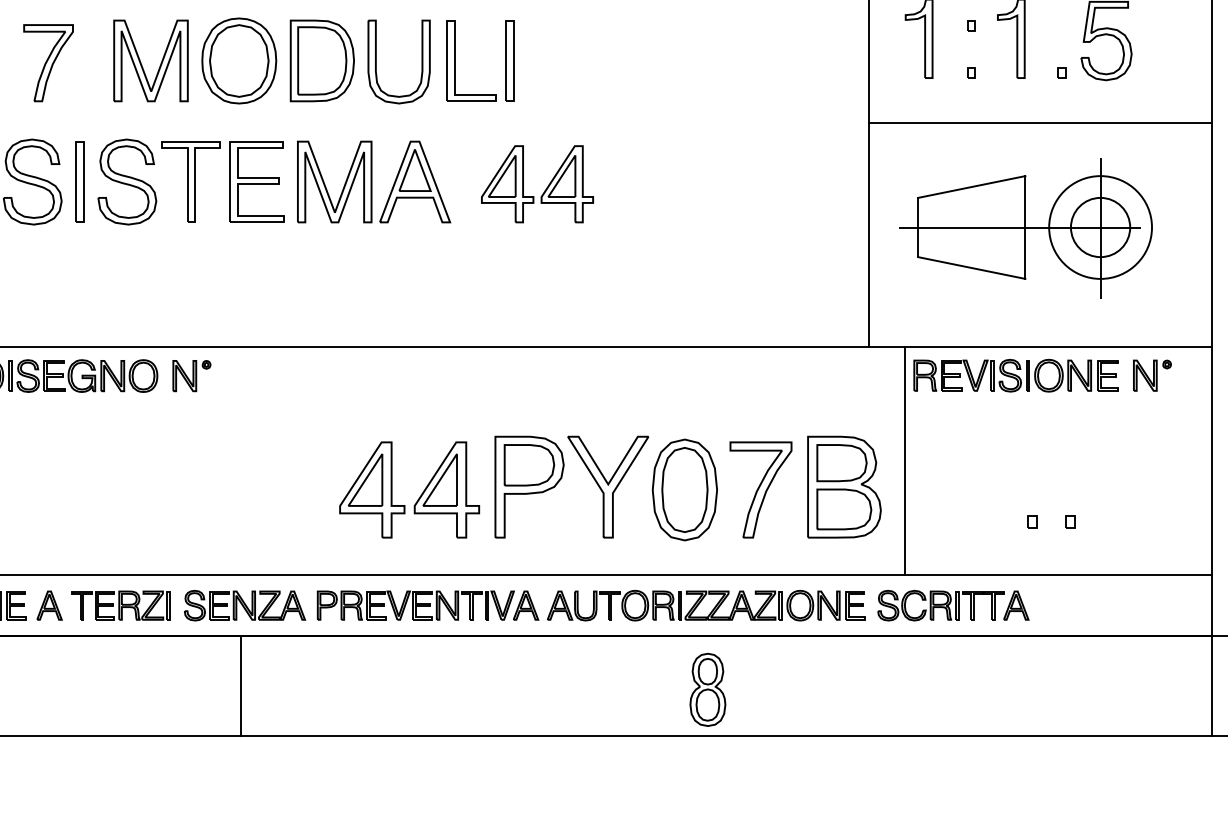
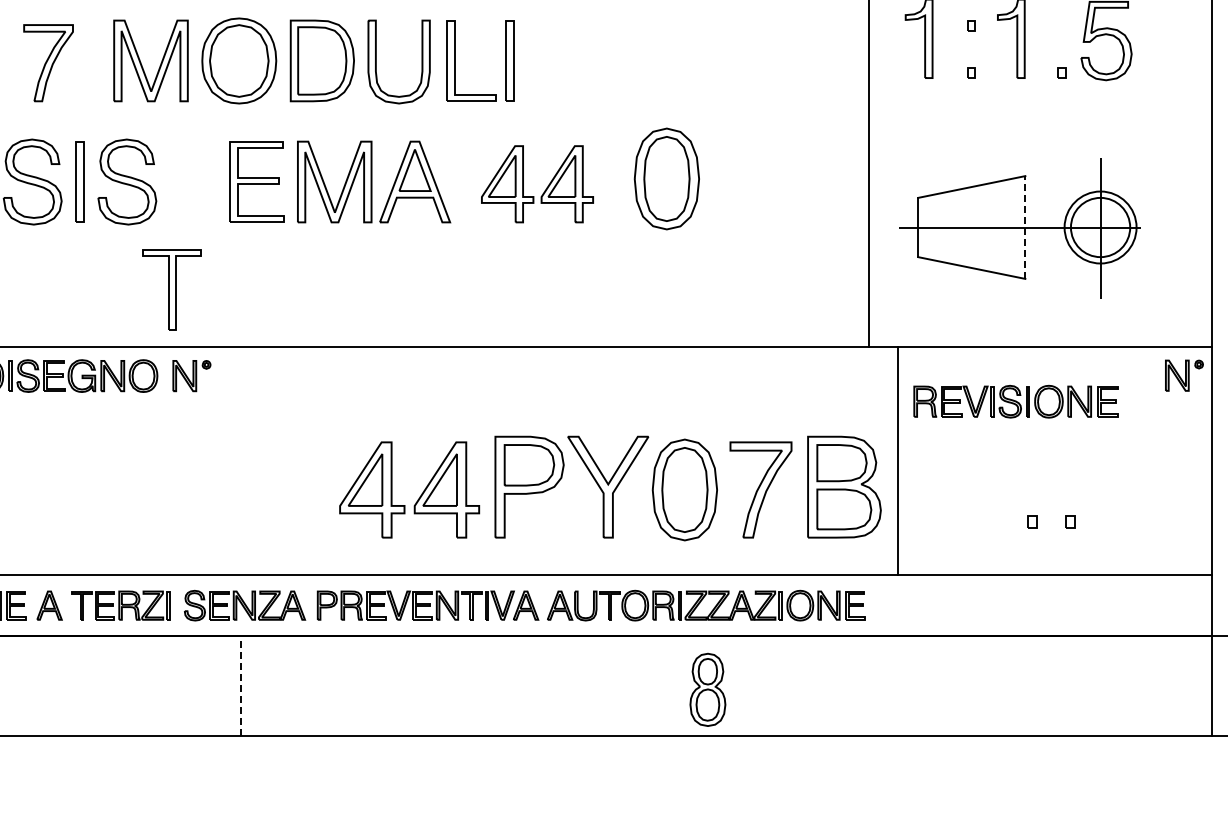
line: present -> none (1039, 123)
part: none -> present (666, 178)
part position: (190, 181) -> (171, 289) (171, 289)
line: solid -> dashed (1025, 227)
circle diameter: 103 px -> 72 px (1100, 227)
part position: (1015, 375) -> (1015, 401) (1015, 401)
part position: (1152, 375) -> (1184, 375) (1184, 375)
line position: (904, 461) -> (897, 461) (897, 461)
part: present -> none (953, 605)
line: solid -> dashed (240, 685)
